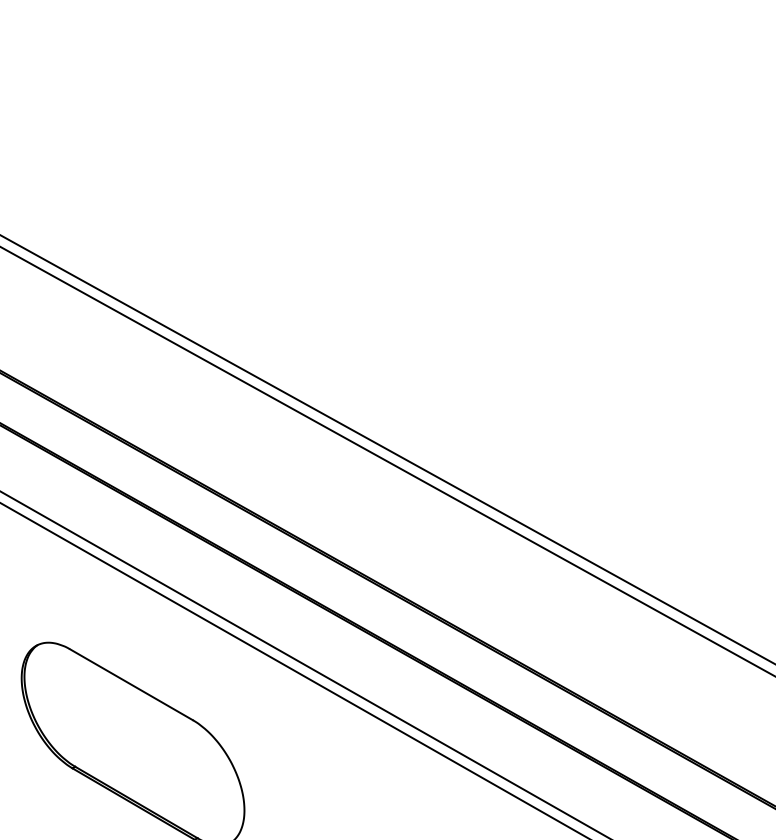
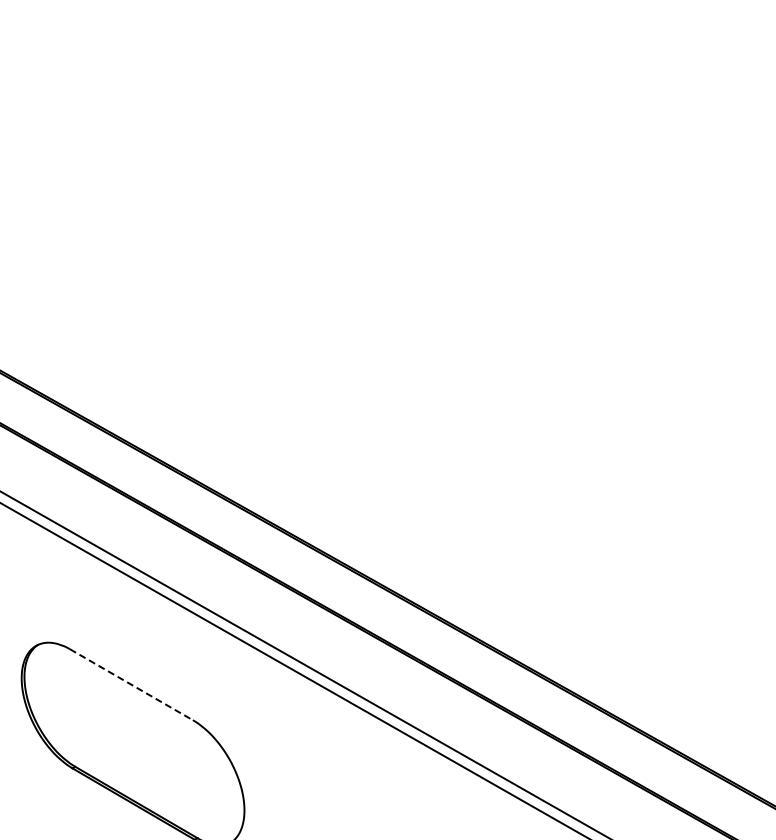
line: present -> none (387, 449)
line: present -> none (387, 460)
line: solid -> dashed (131, 684)
